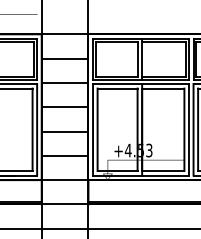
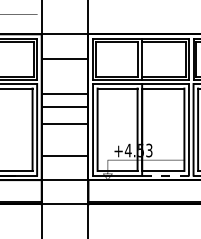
line position: (64, 82) -> (64, 93) (64, 93)
line position: (64, 131) -> (64, 123) (64, 123)
line: solid -> dashed (165, 175)
line: present -> none (99, 228)
